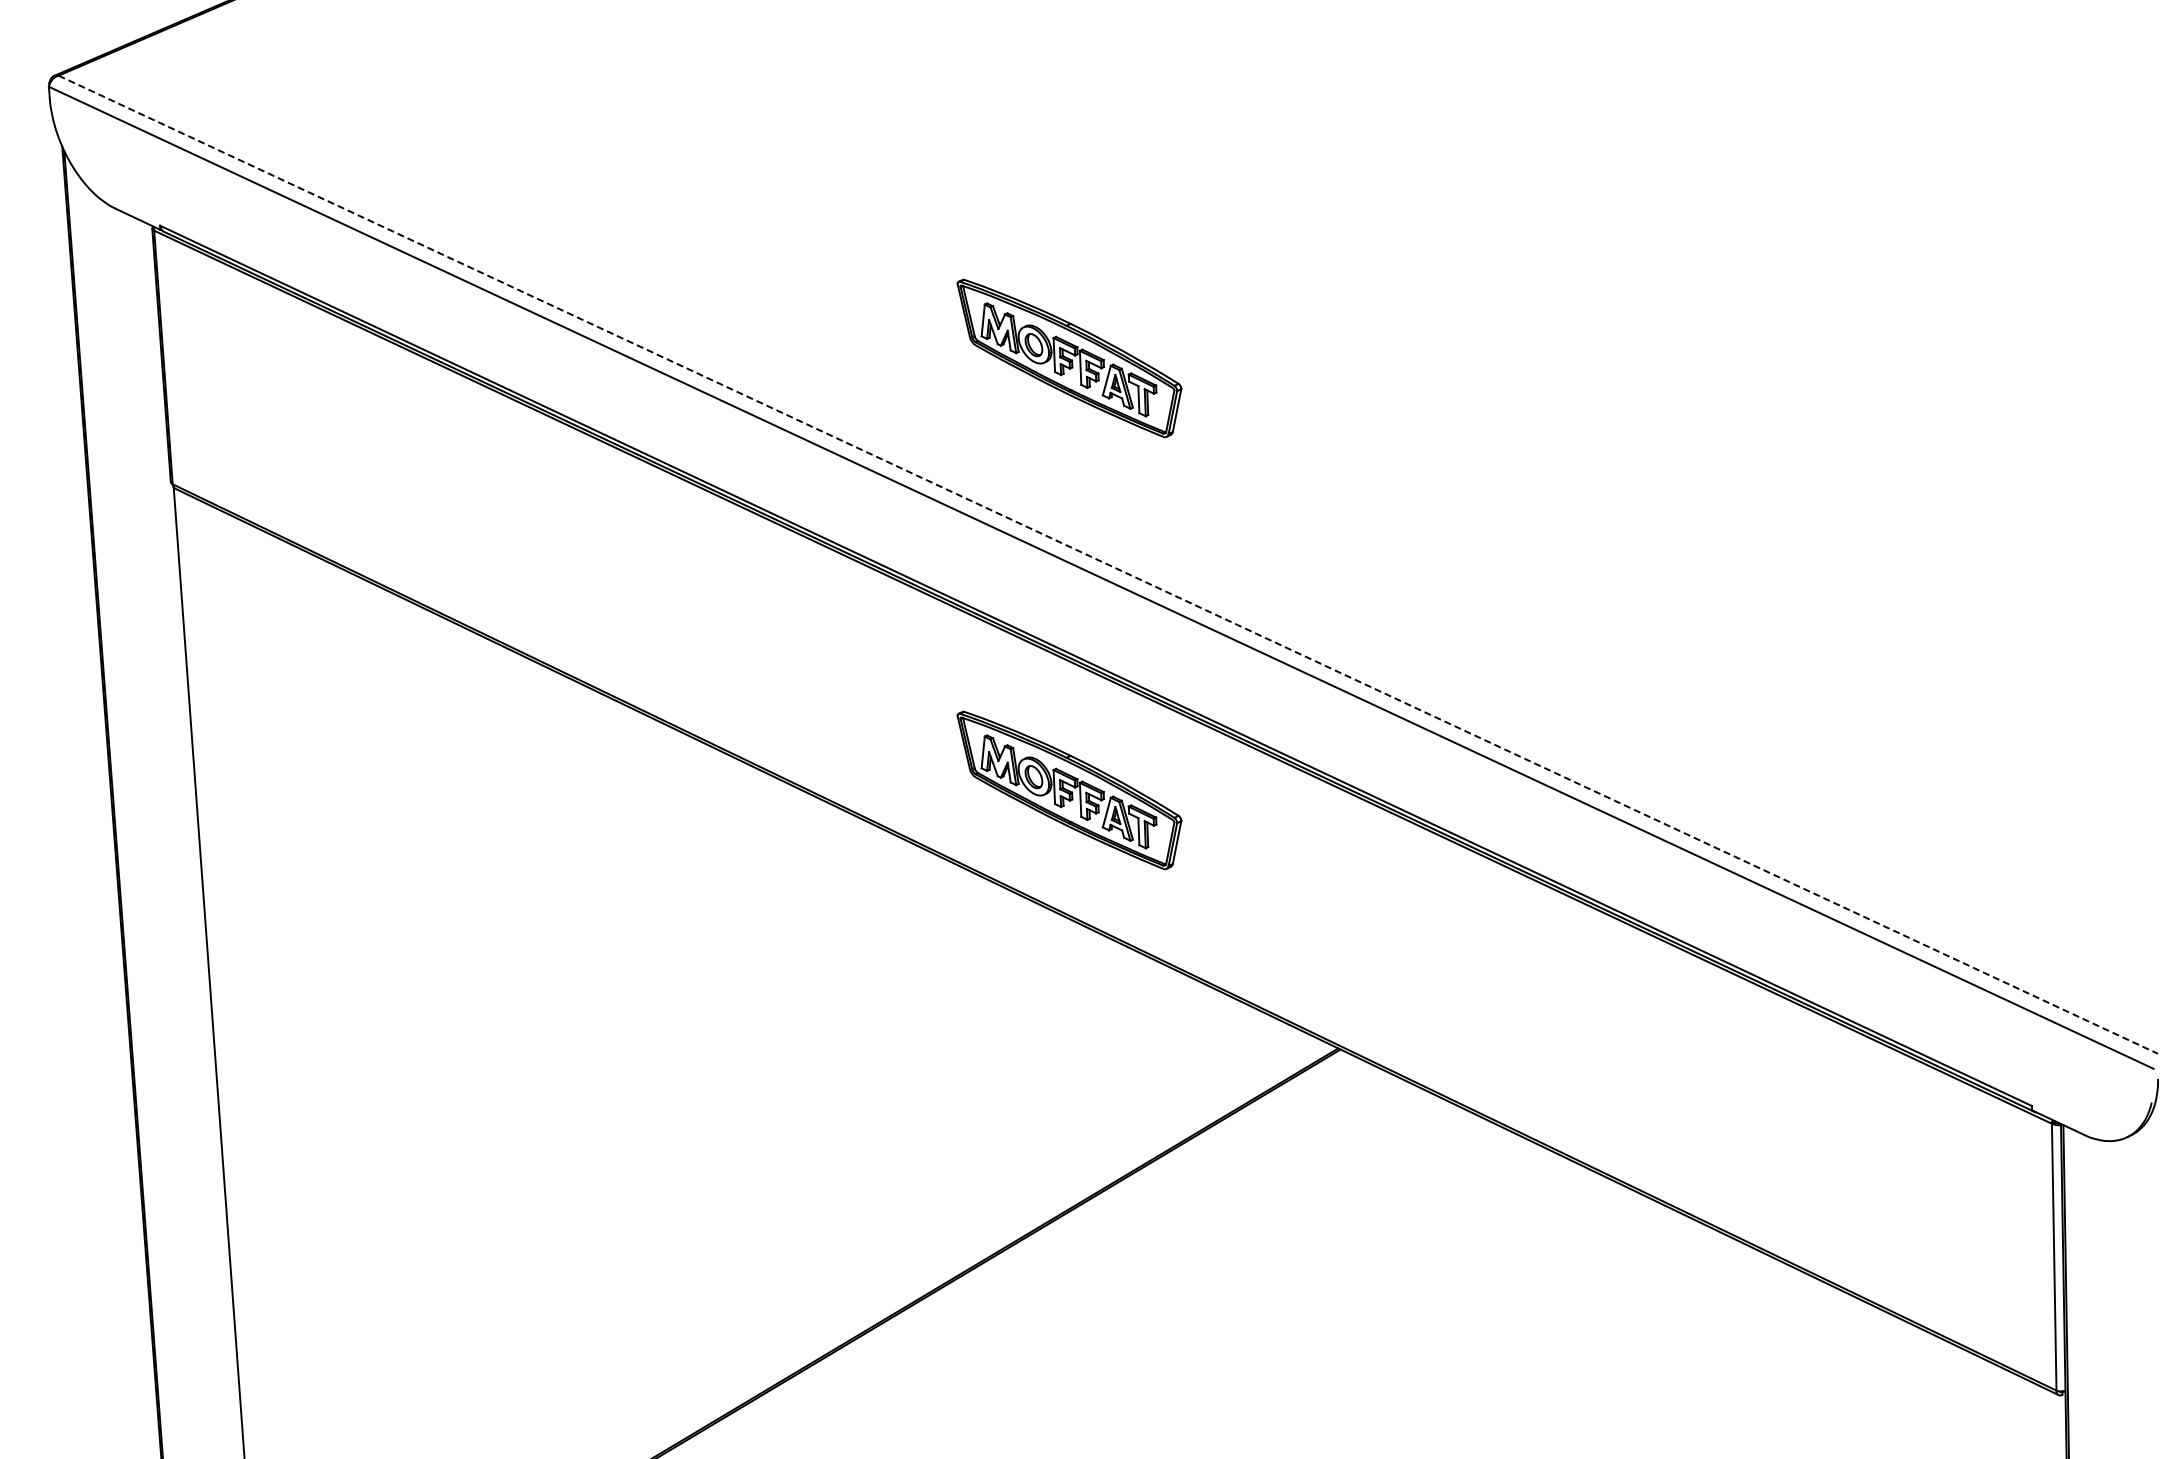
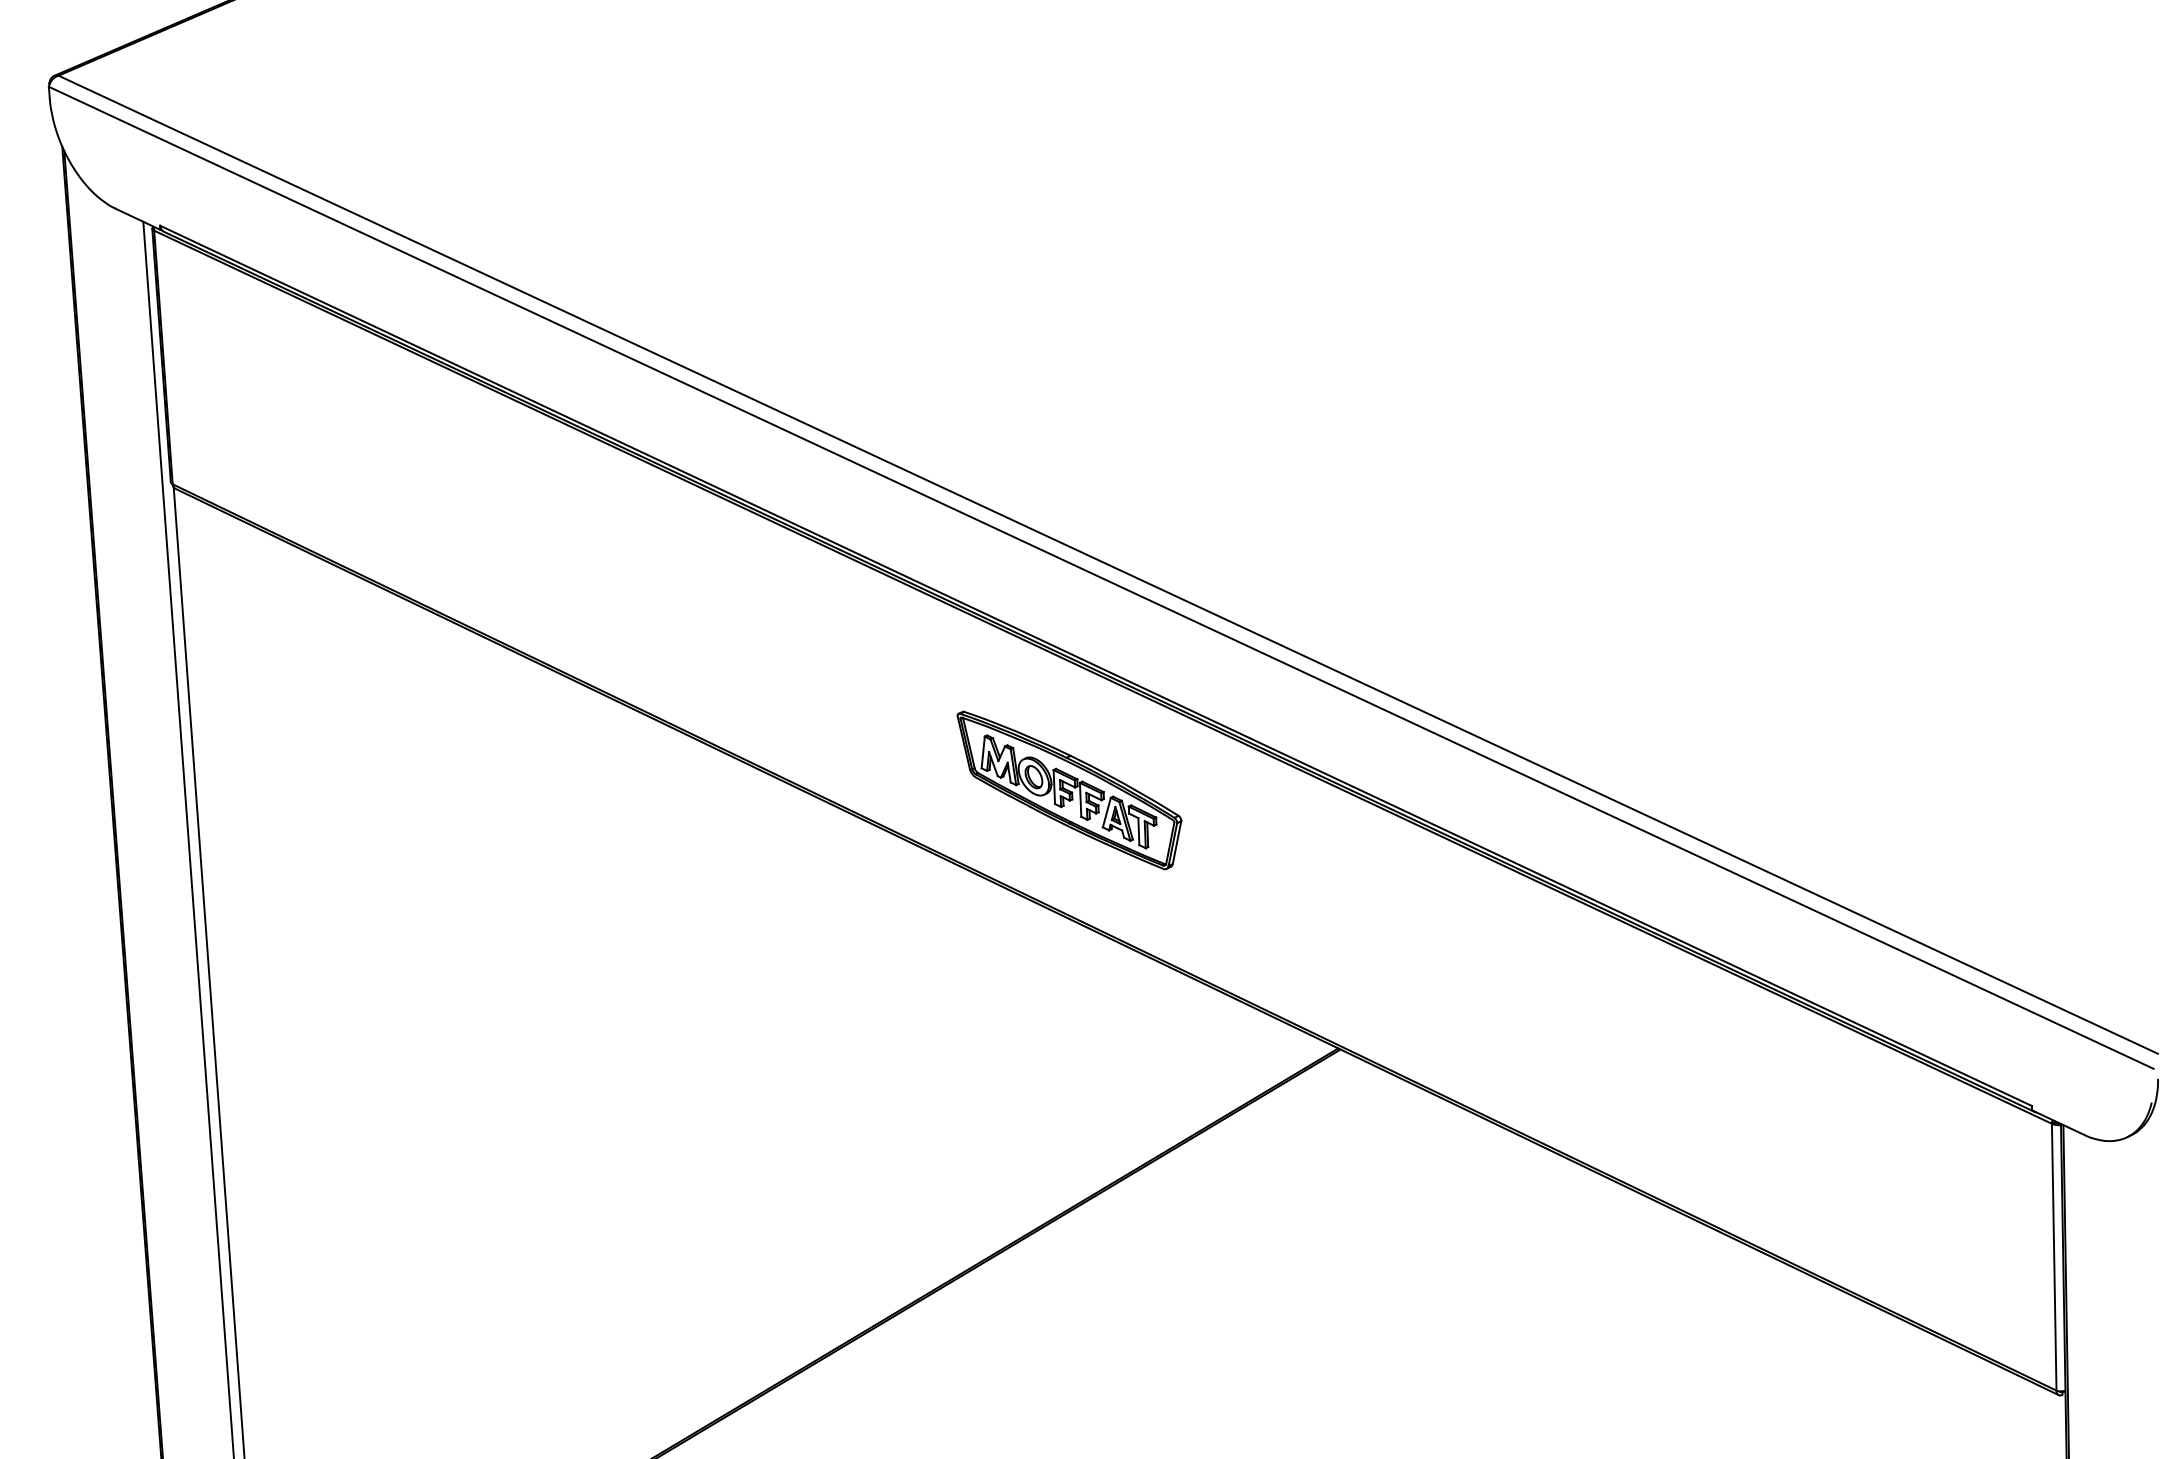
part: present -> none (1069, 358)
line: dashed -> solid (1108, 564)
line: none -> present (188, 838)
